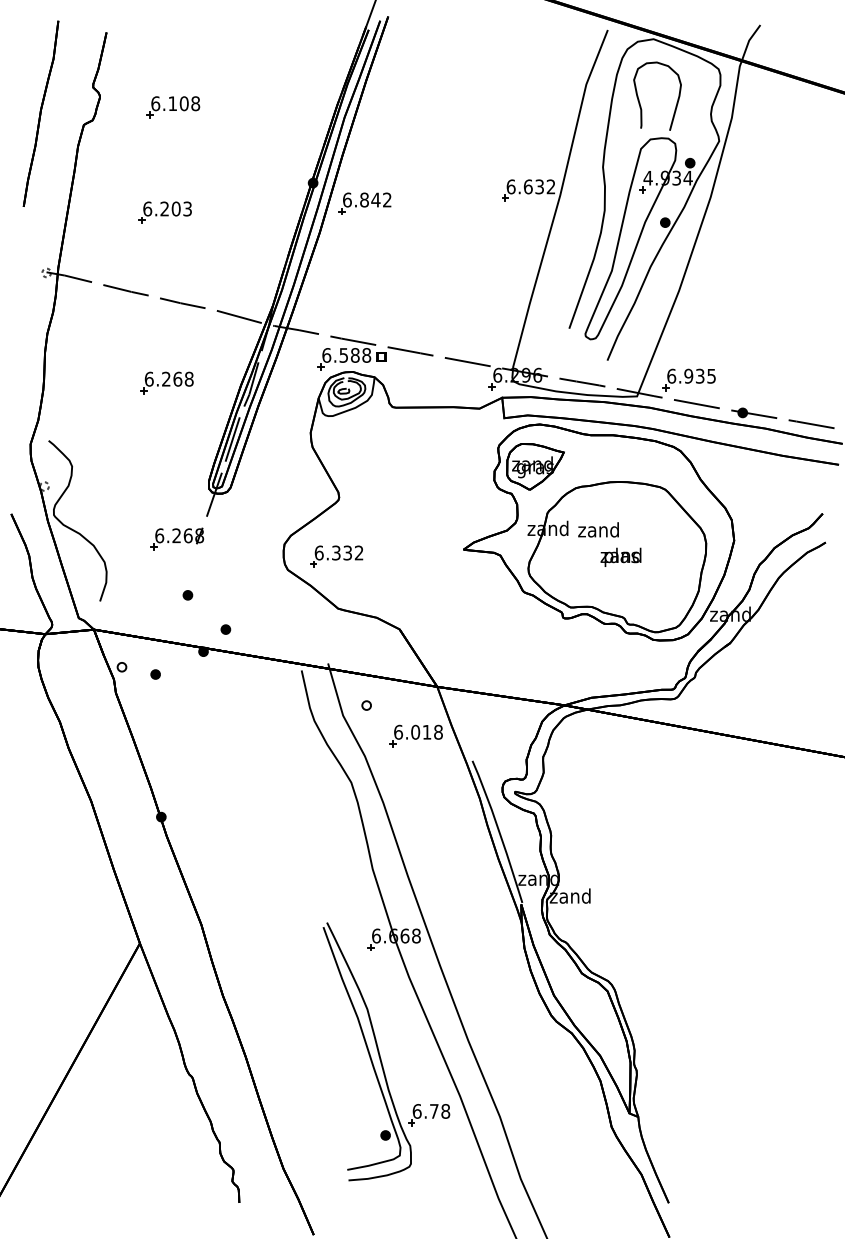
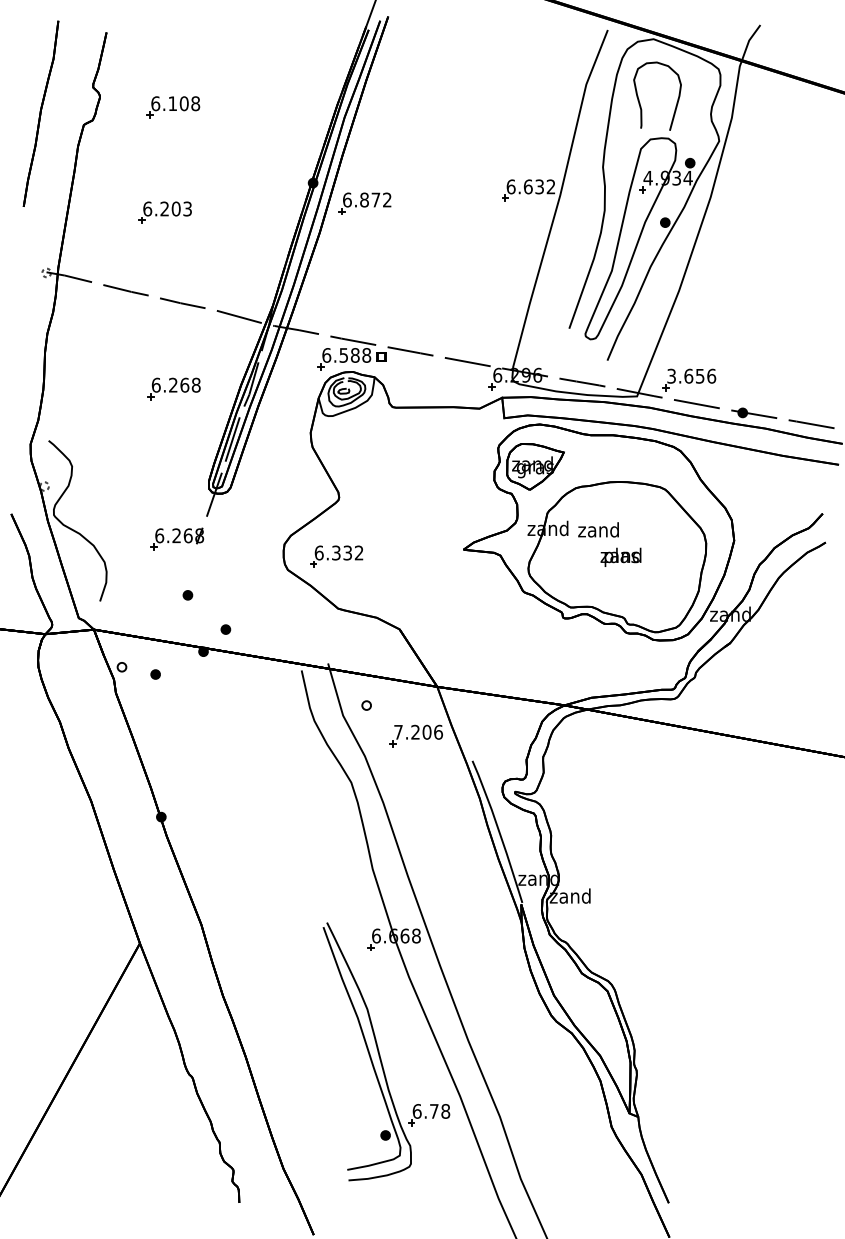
text: 6.842 -> 6.872 (375, 199)
text: 6.935 -> 3.656 (691, 375)
part position: (166, 382) -> (173, 388) (173, 388)
text: 6.018 -> 7.206 (418, 731)
